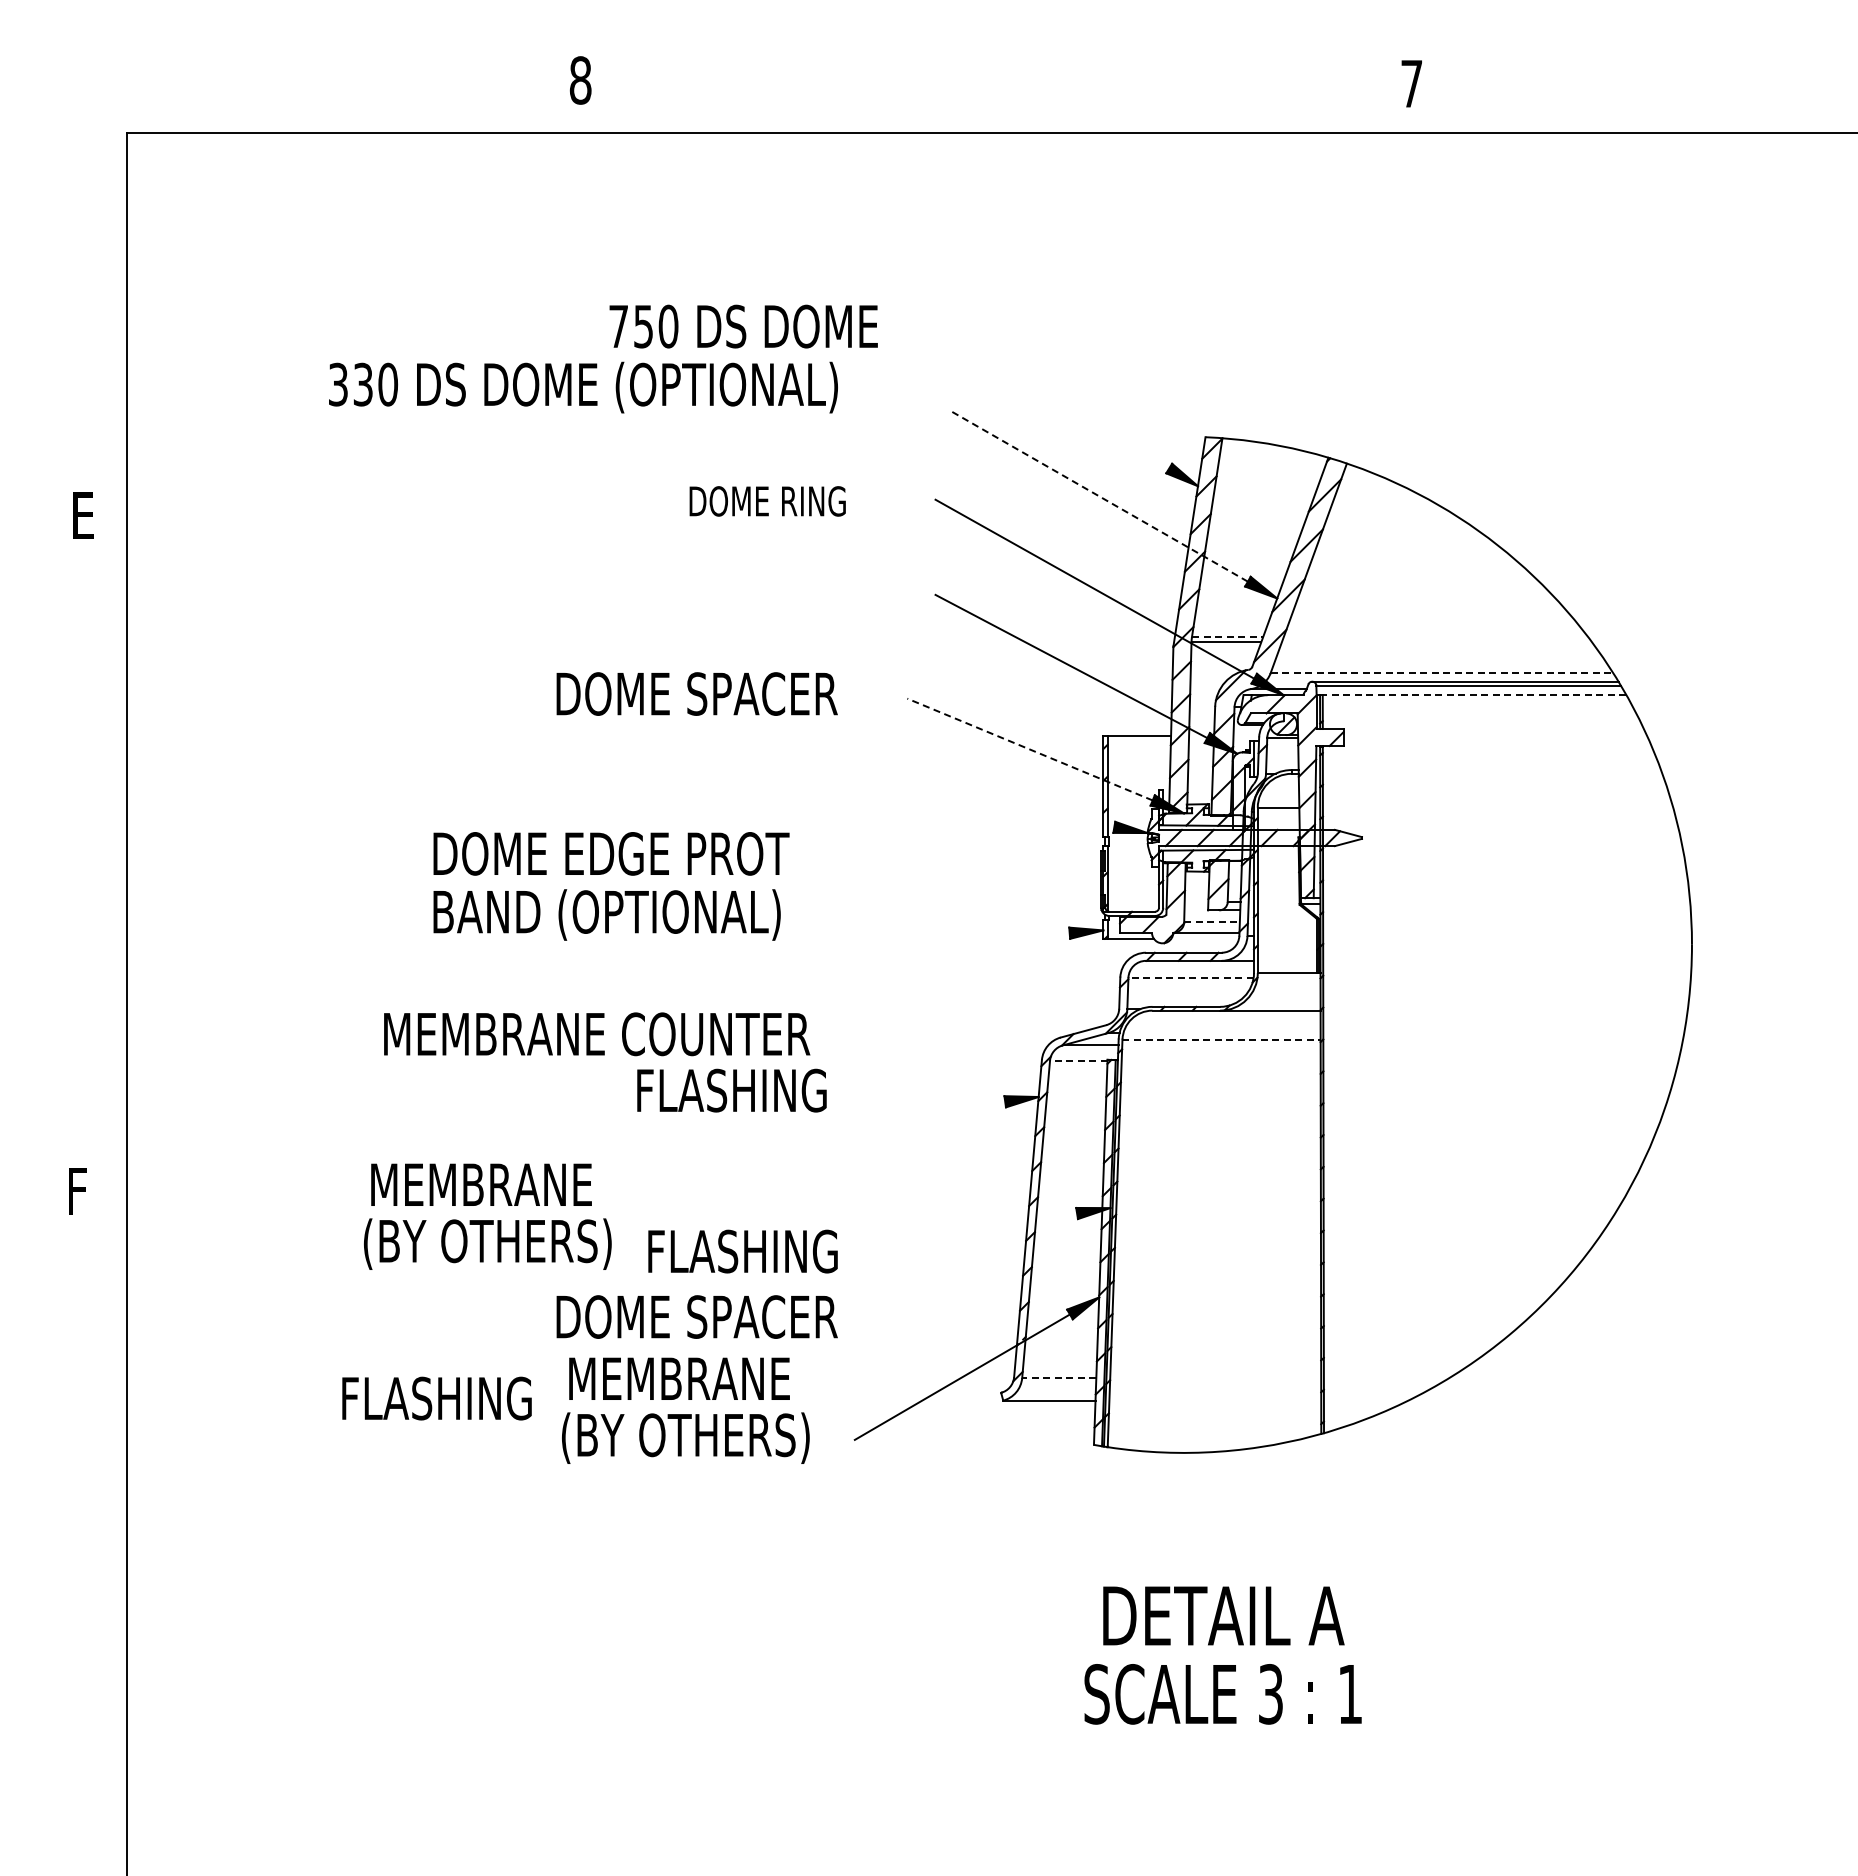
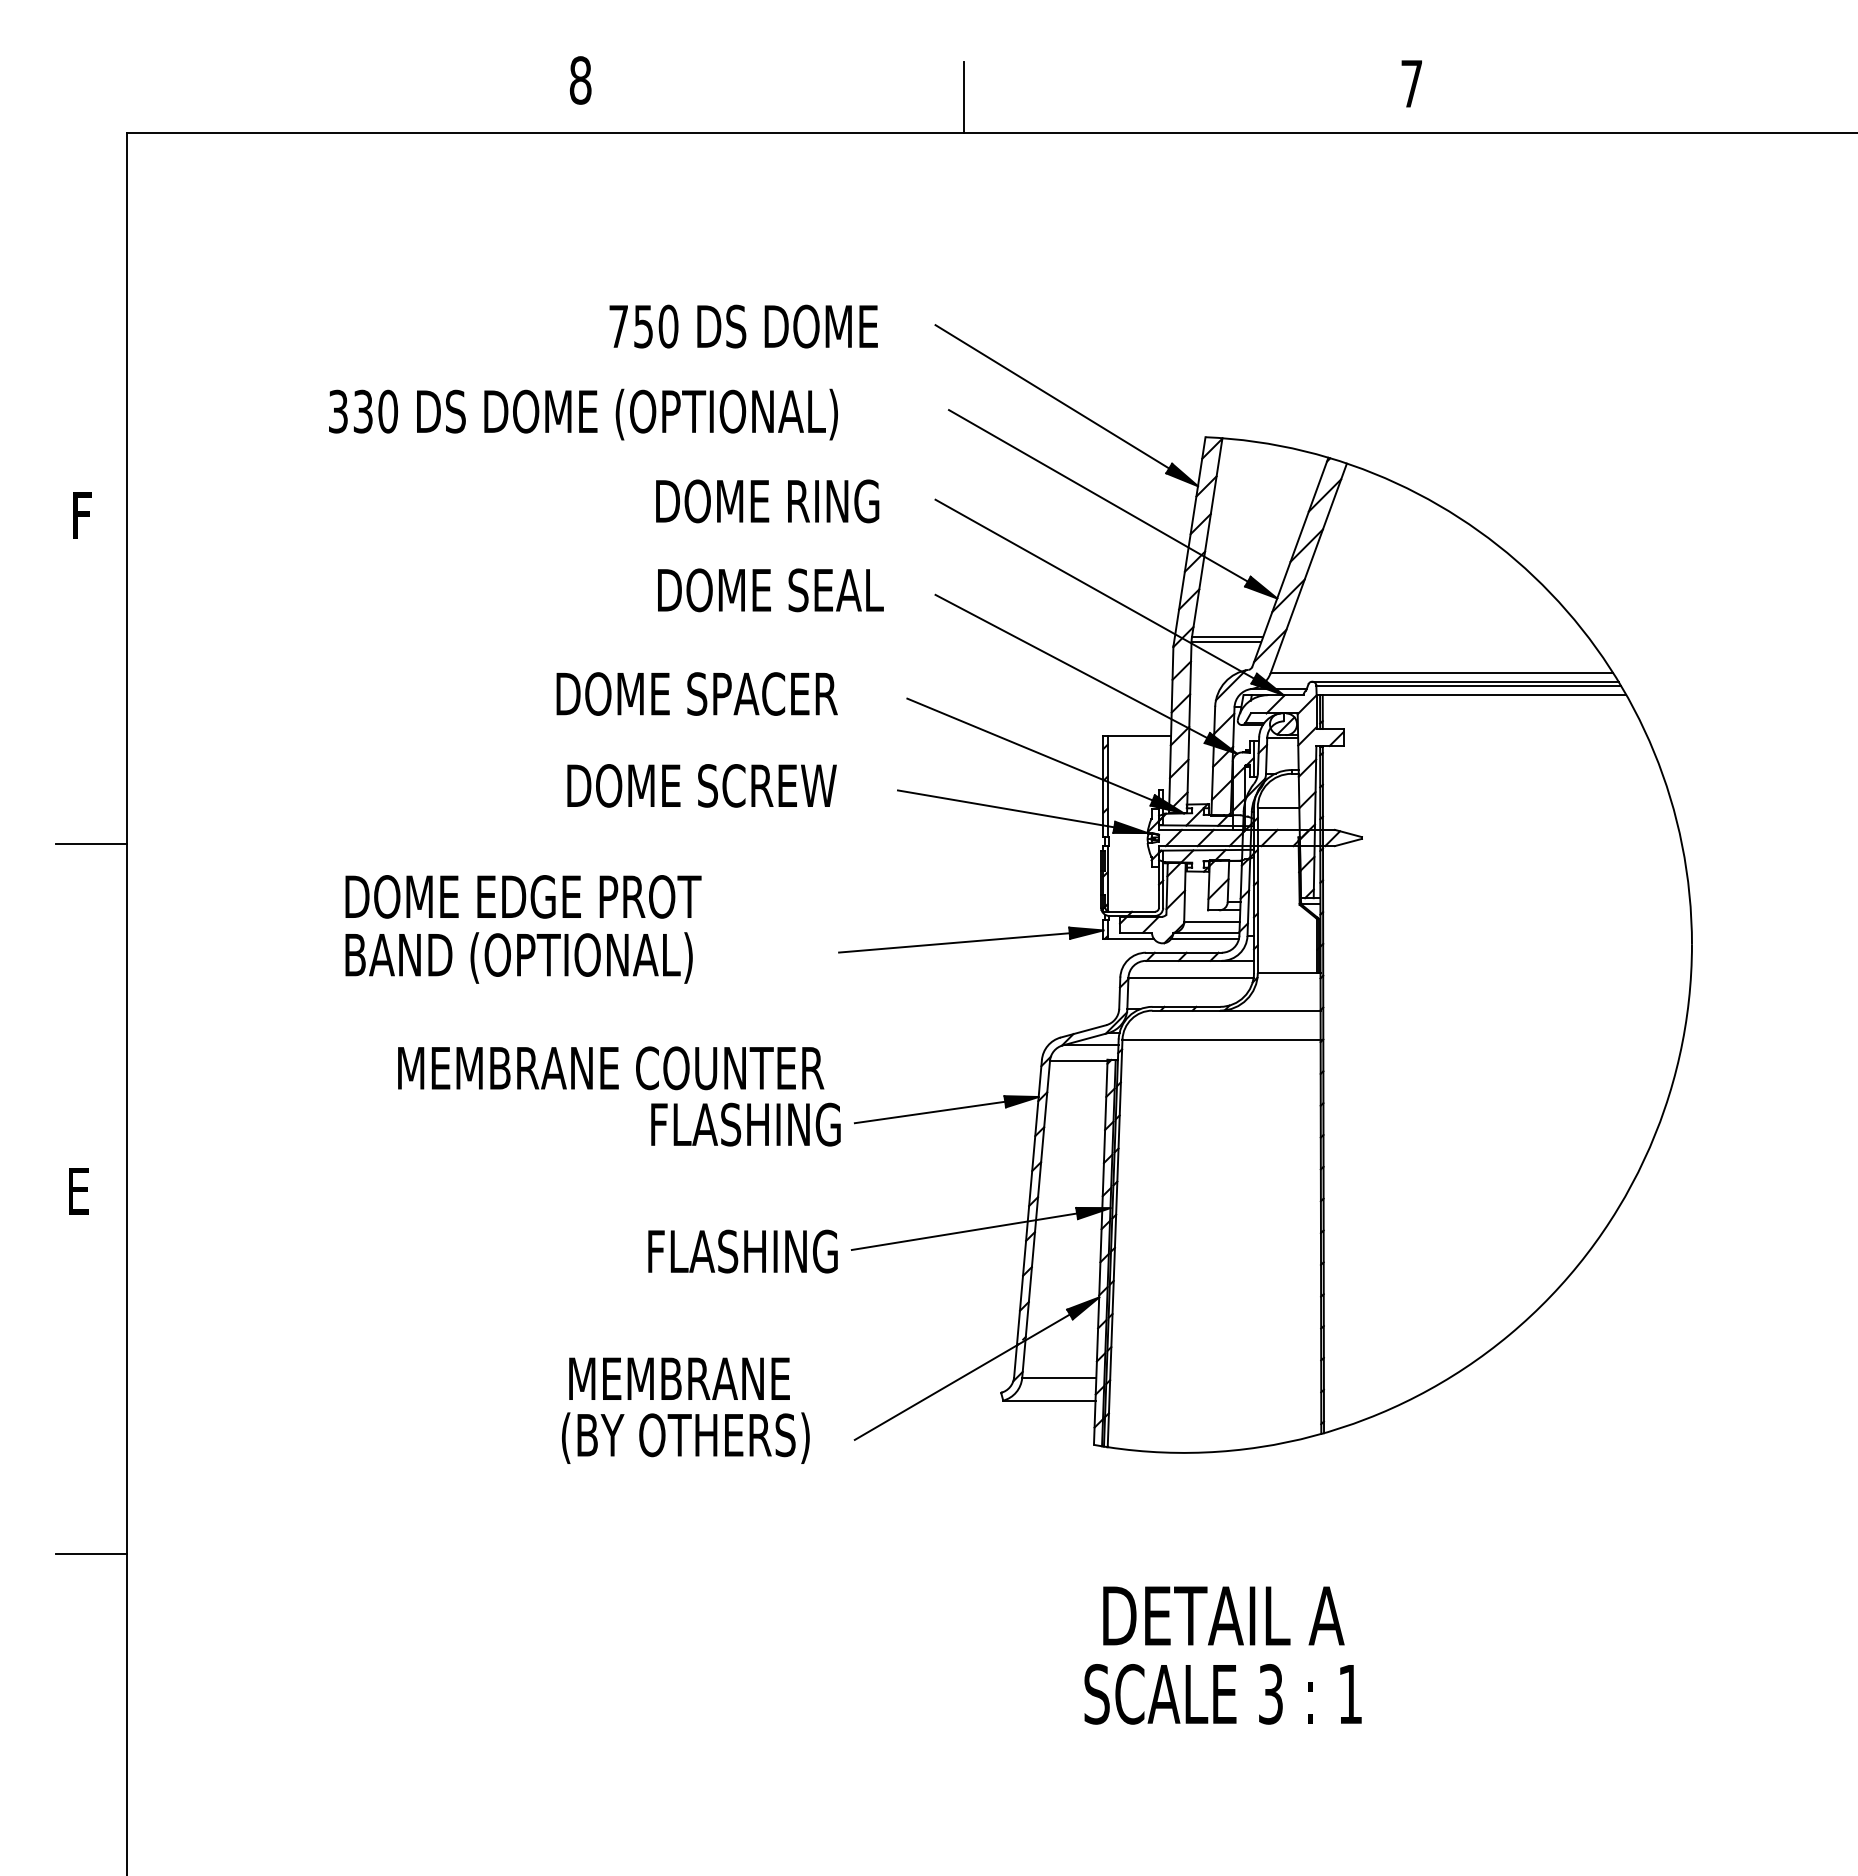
line: none -> present (964, 97)
part position: (583, 387) -> (583, 414) (583, 414)
line: none -> present (1052, 396)
line: dashed -> solid (1098, 495)
part size: 157x31 px -> 224x45 px (767, 501)
text: E -> F (85, 515)
part: none -> present (770, 590)
line: dashed -> solid (1227, 637)
line: dashed -> solid (1442, 673)
line: dashed -> solid (1474, 695)
line: dashed -> solid (1030, 749)
part: none -> present (701, 785)
line: none -> present (1005, 808)
line: none -> present (90, 843)
part position: (611, 886) -> (523, 929) (523, 929)
line: dashed -> solid (1212, 922)
line: none -> present (1204, 938)
line: none -> present (954, 942)
line: dashed -> solid (1191, 977)
line: dashed -> solid (1222, 1039)
part position: (604, 1055) -> (618, 1089) (618, 1089)
line: dashed -> solid (1078, 1060)
line: none -> present (929, 1112)
text: F -> E (80, 1191)
part: present -> none (487, 1216)
line: none -> present (964, 1231)
part: present -> none (696, 1316)
line: dashed -> solid (1058, 1378)
part: present -> none (436, 1398)
line: none -> present (90, 1554)
